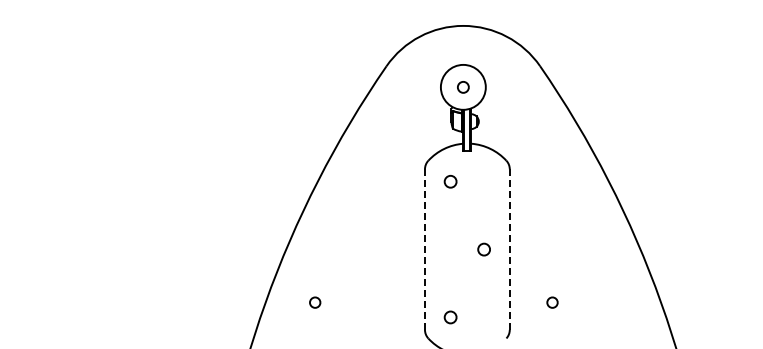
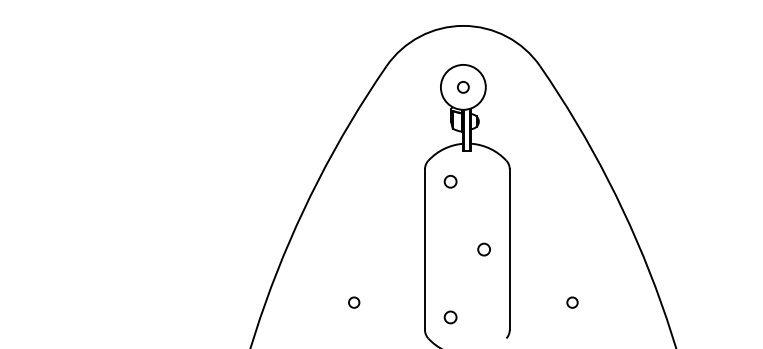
line: dashed -> solid (509, 249)
line: dashed -> solid (424, 250)
circle position: (315, 302) -> (354, 302) (354, 302)
circle position: (552, 302) -> (572, 302) (572, 302)
